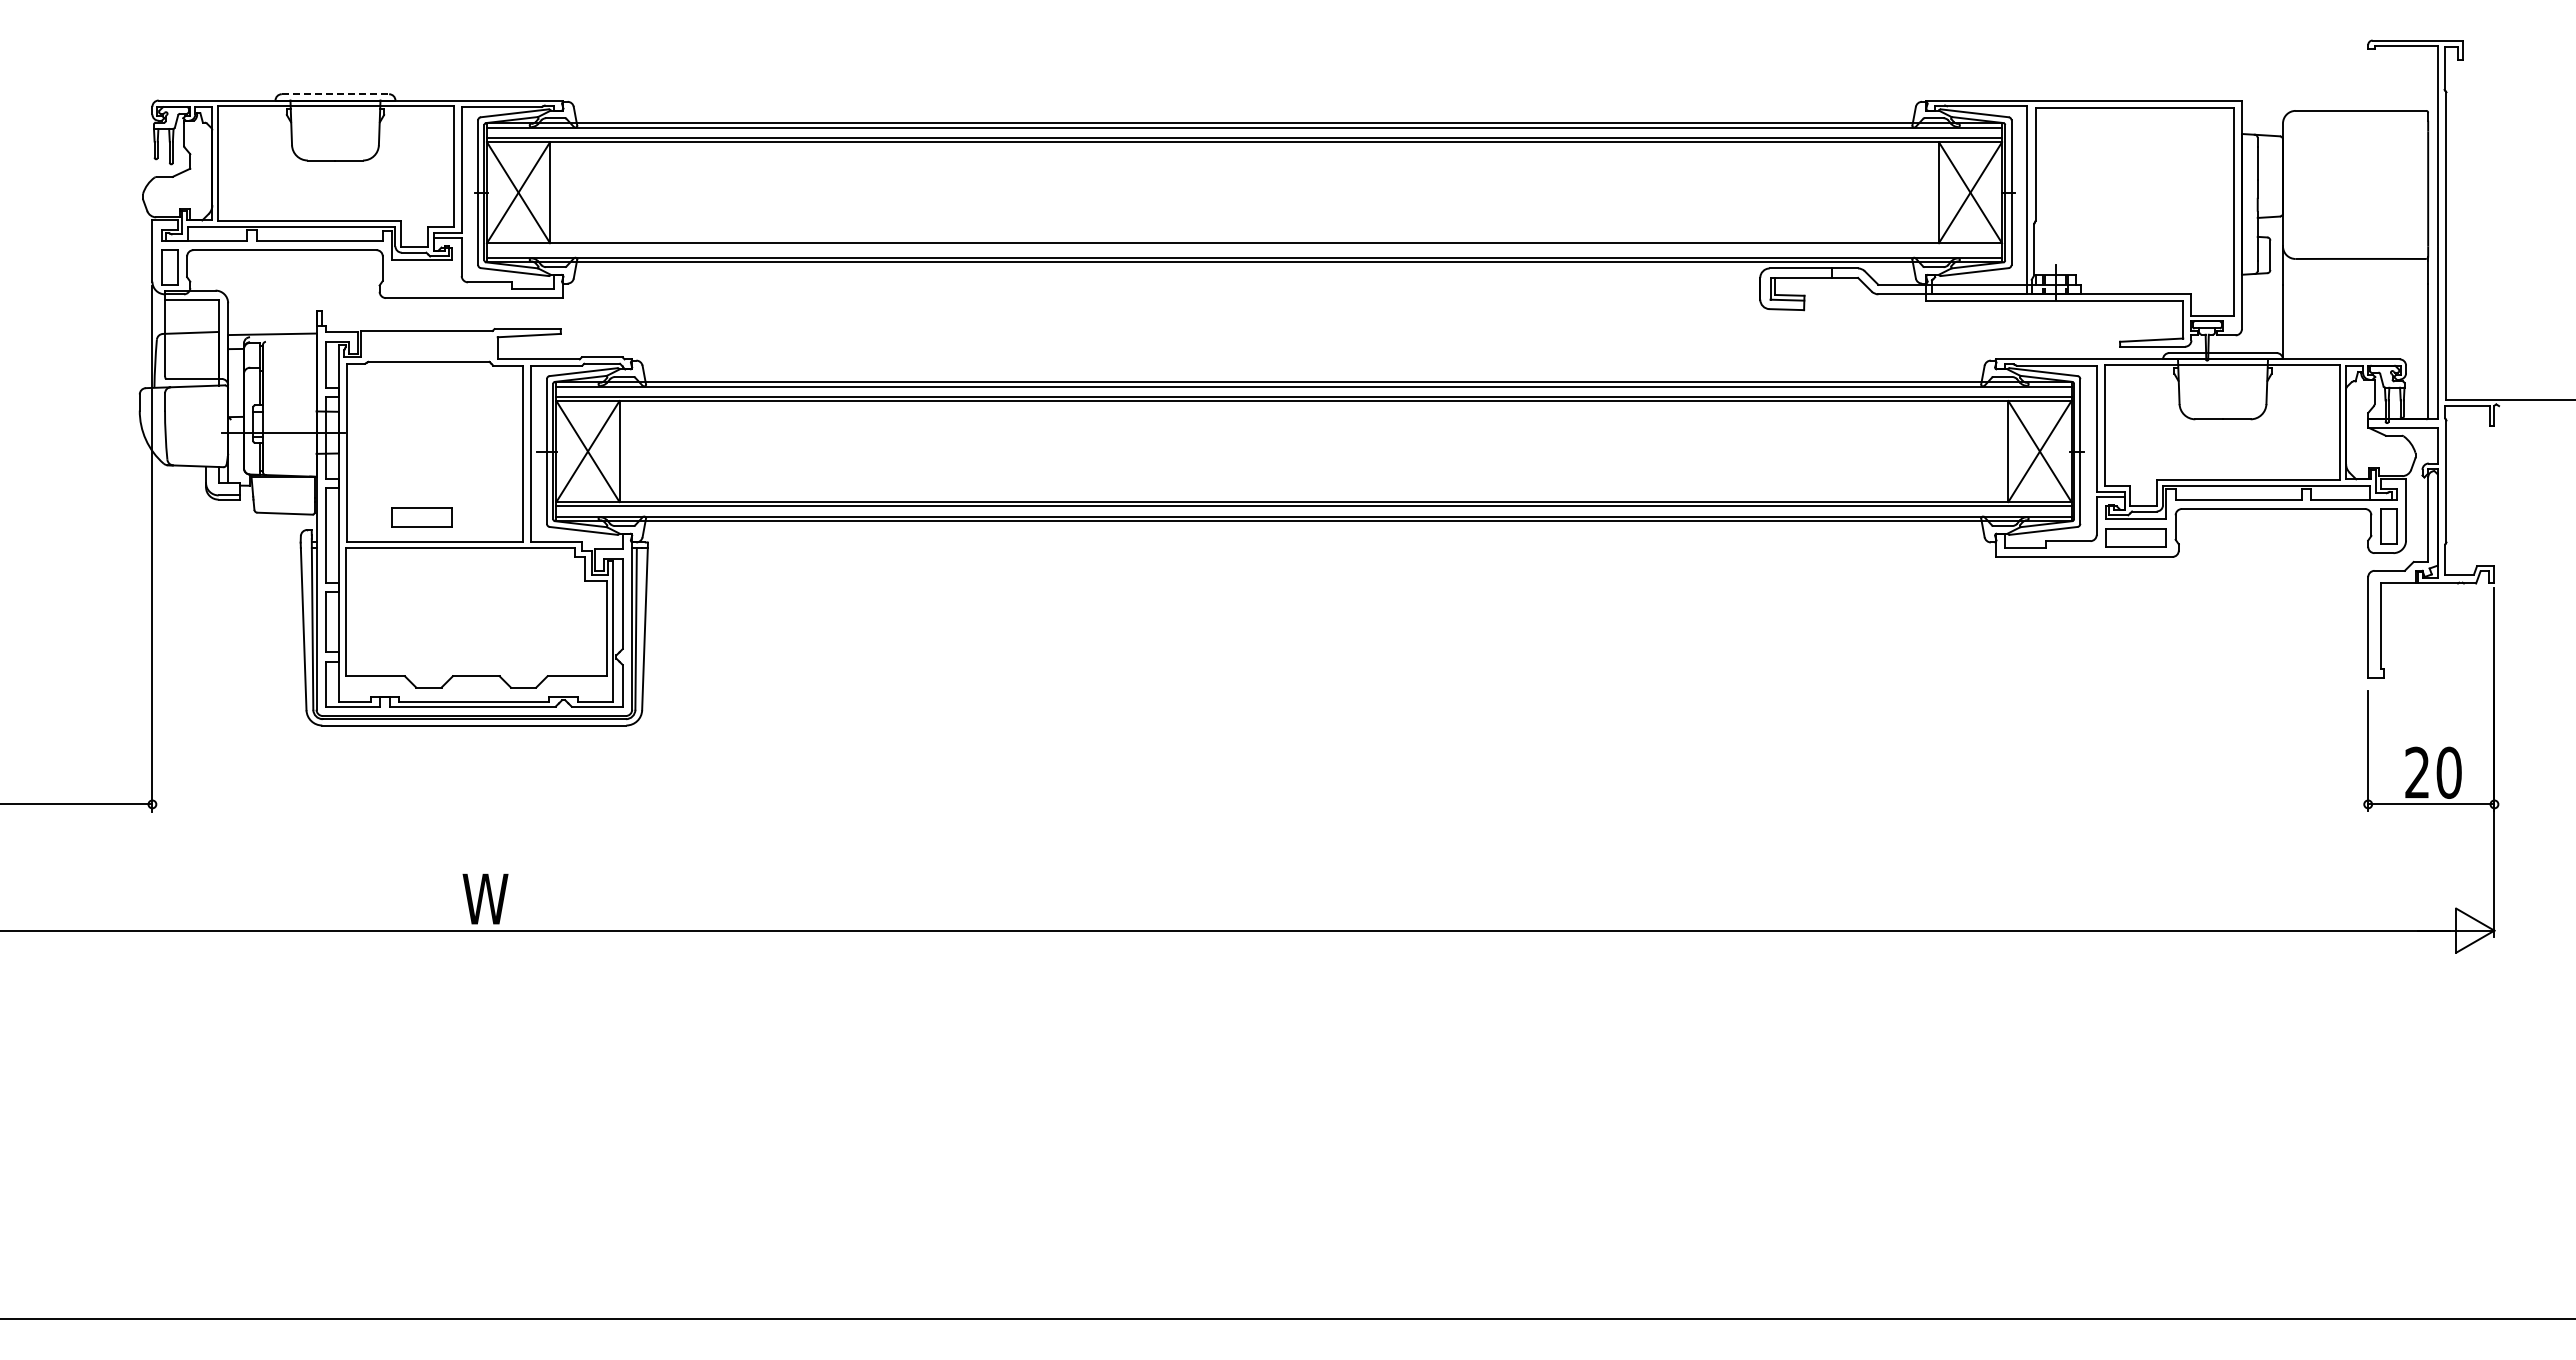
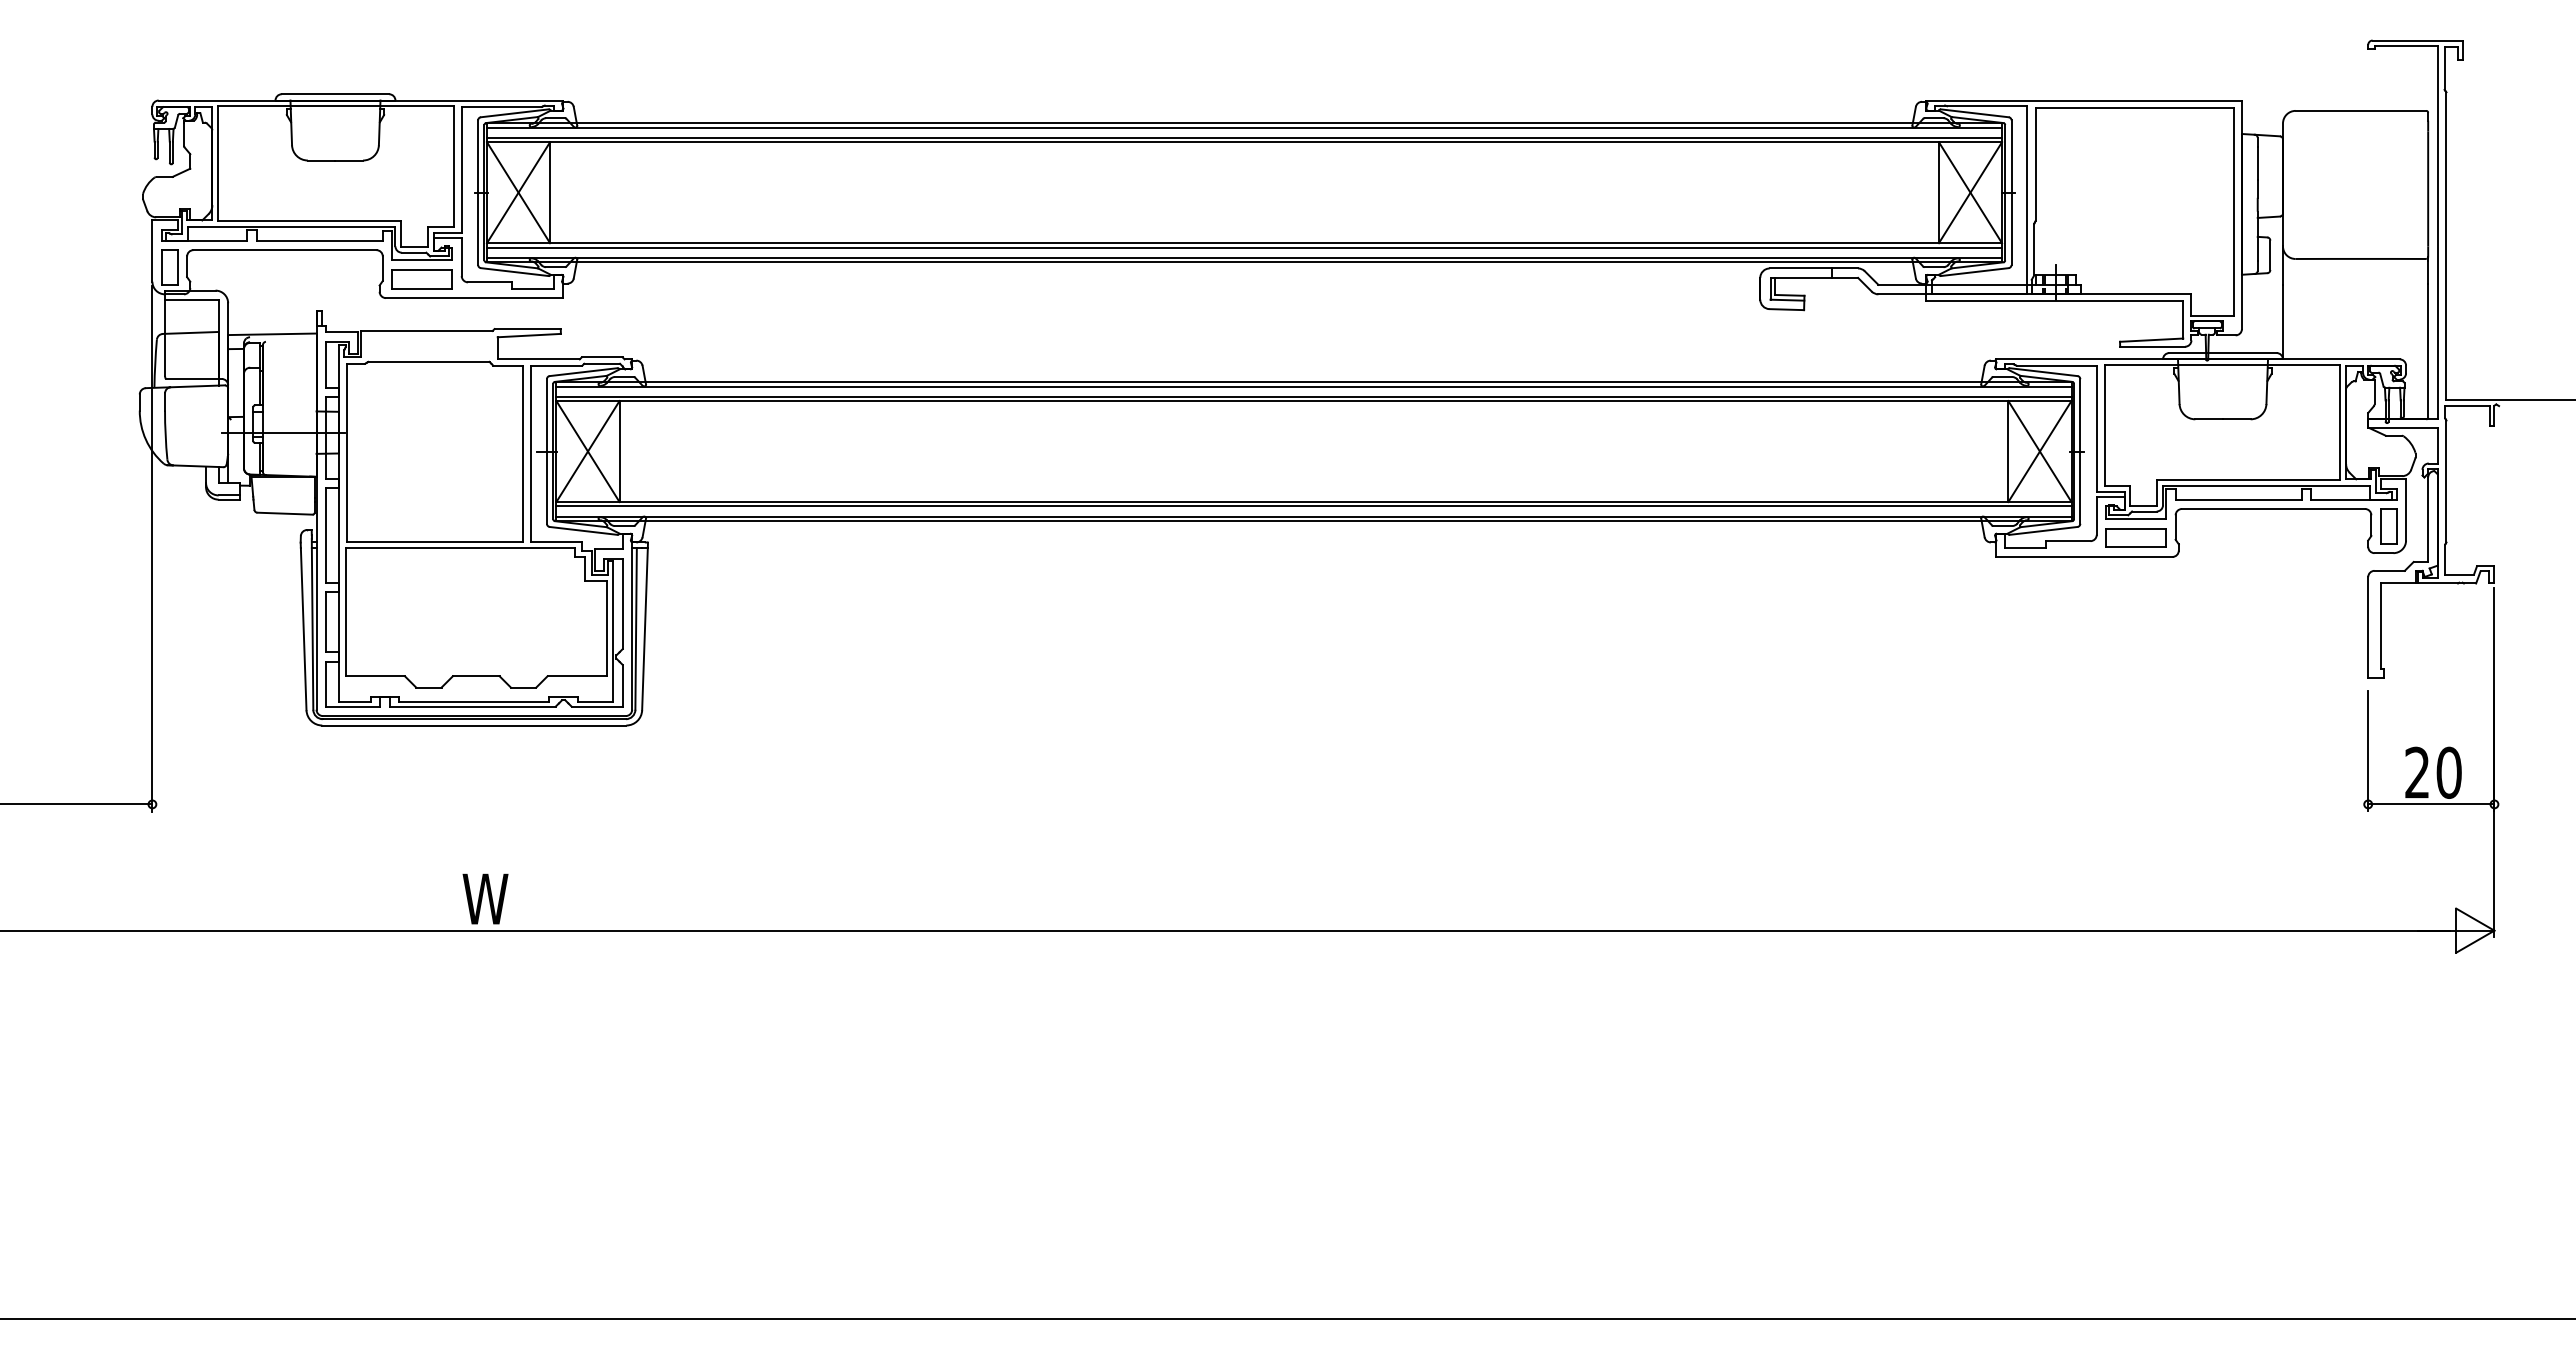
line: dashed -> solid (335, 94)
line: none -> present (1244, 247)
part position: (421, 517) -> (421, 279) (421, 279)
